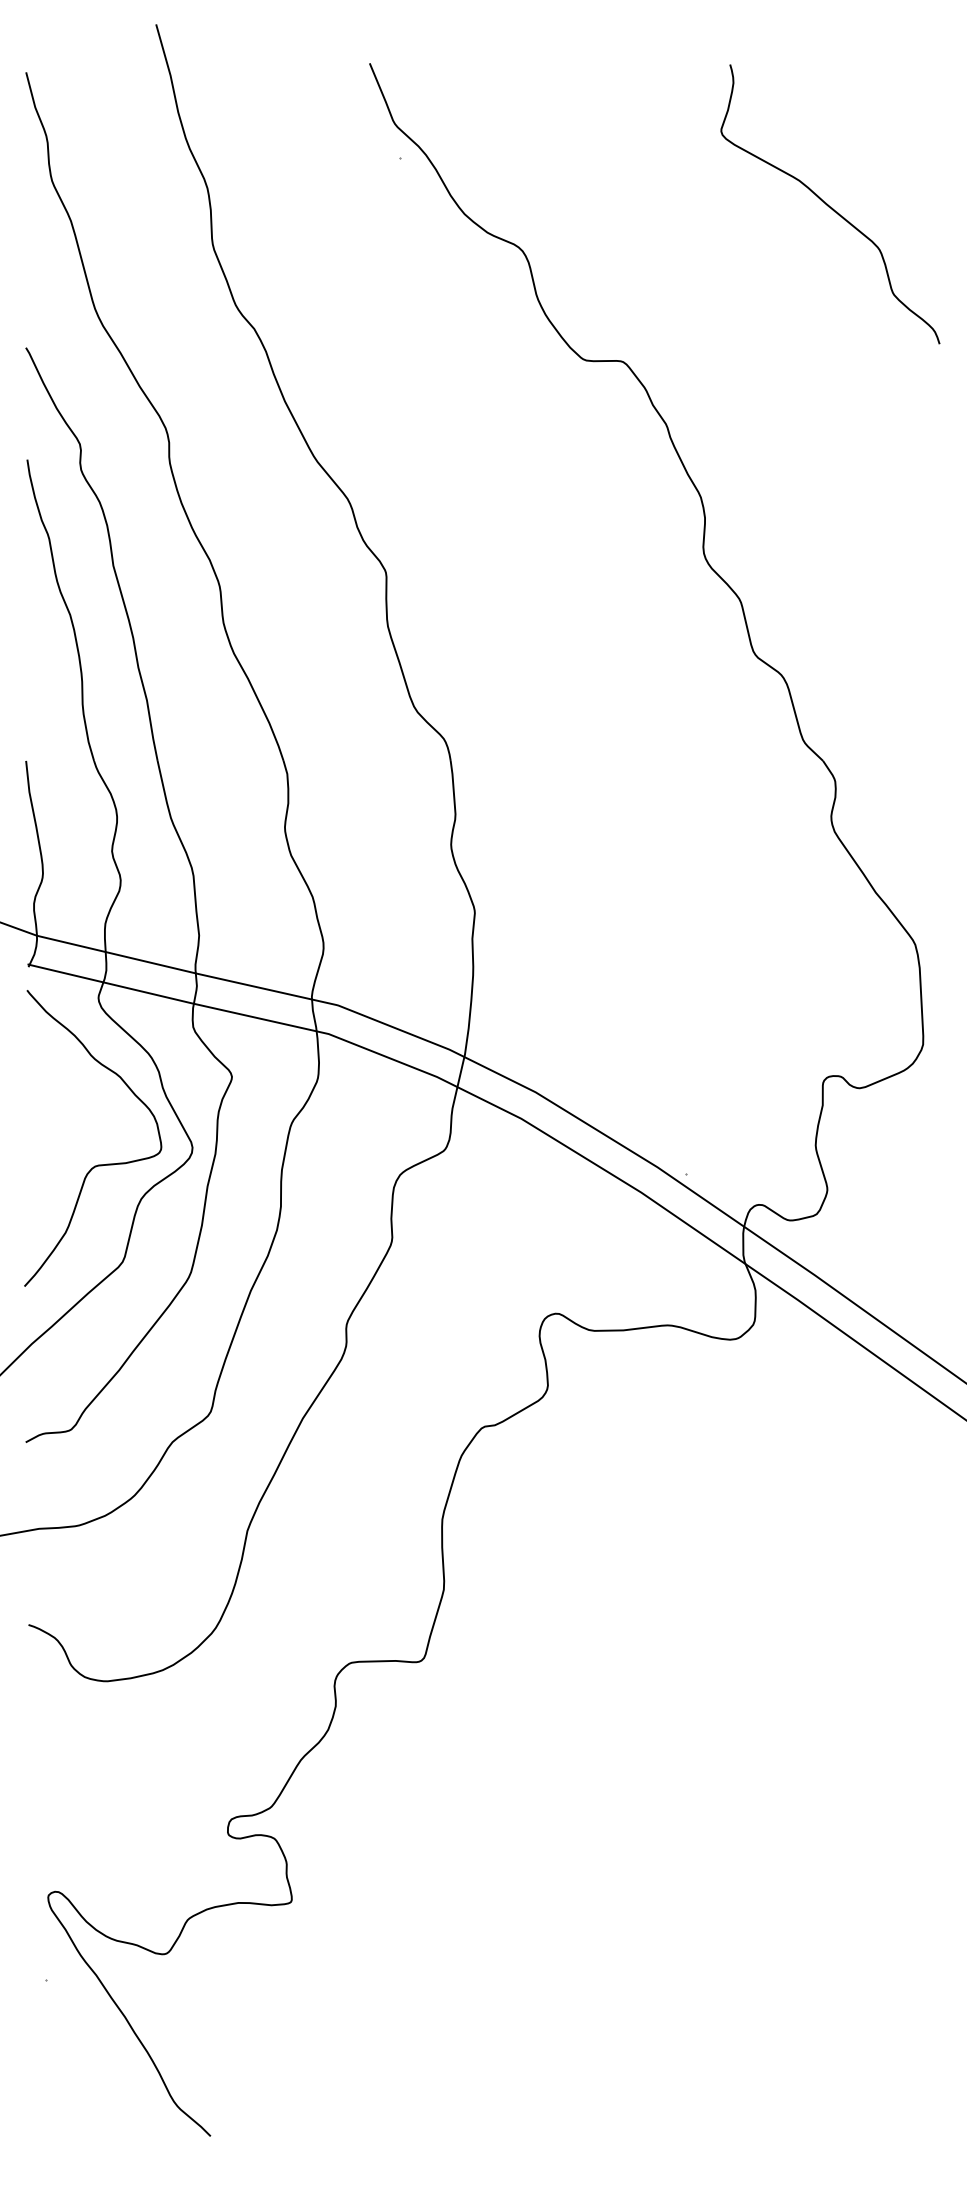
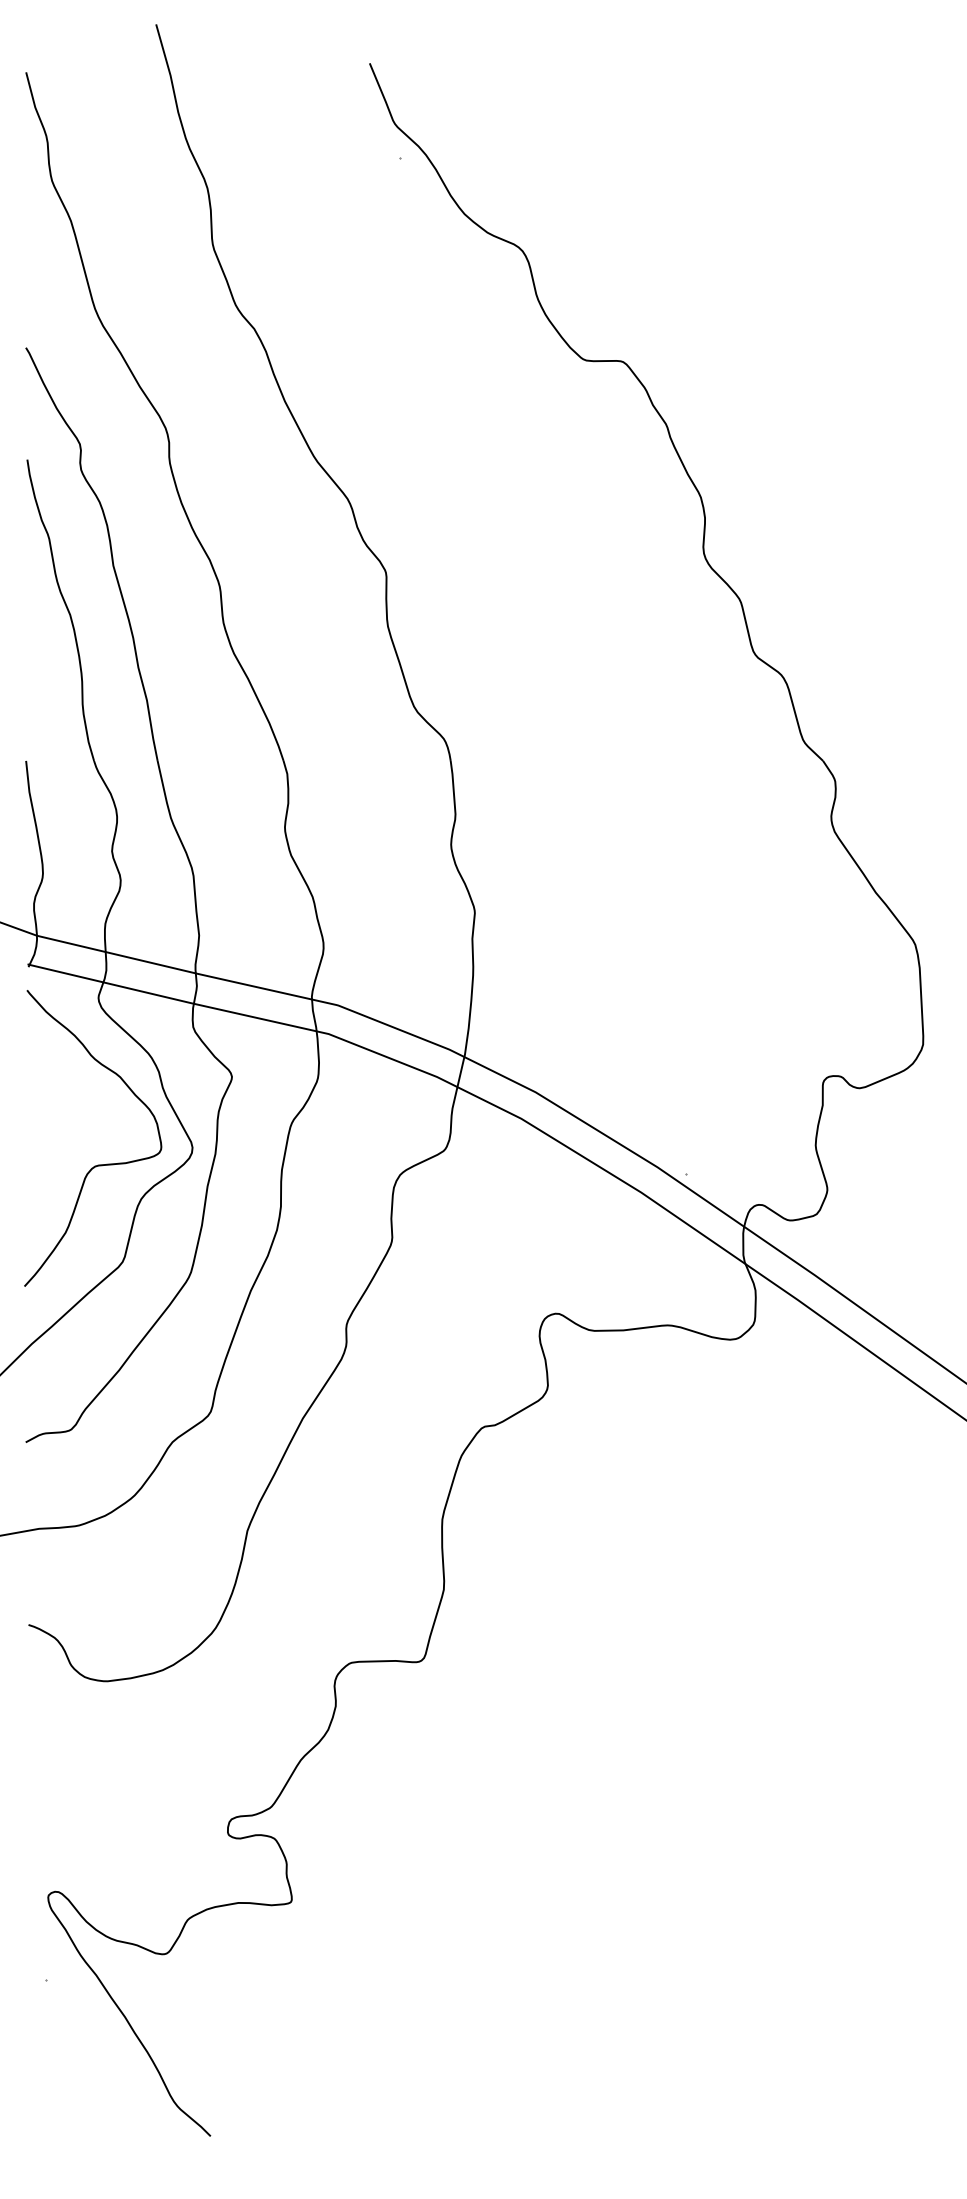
curve: present -> none (829, 205)
